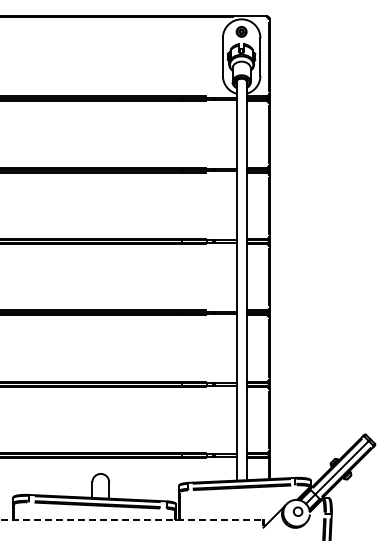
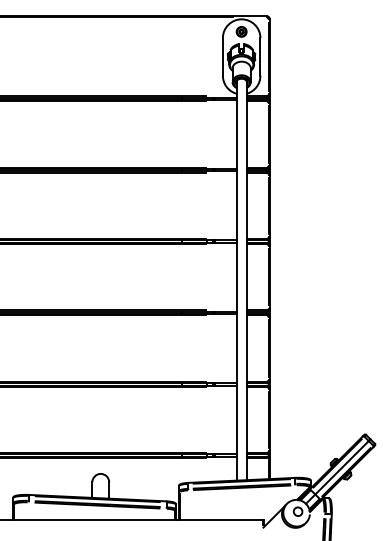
line: dashed -> solid (131, 519)
